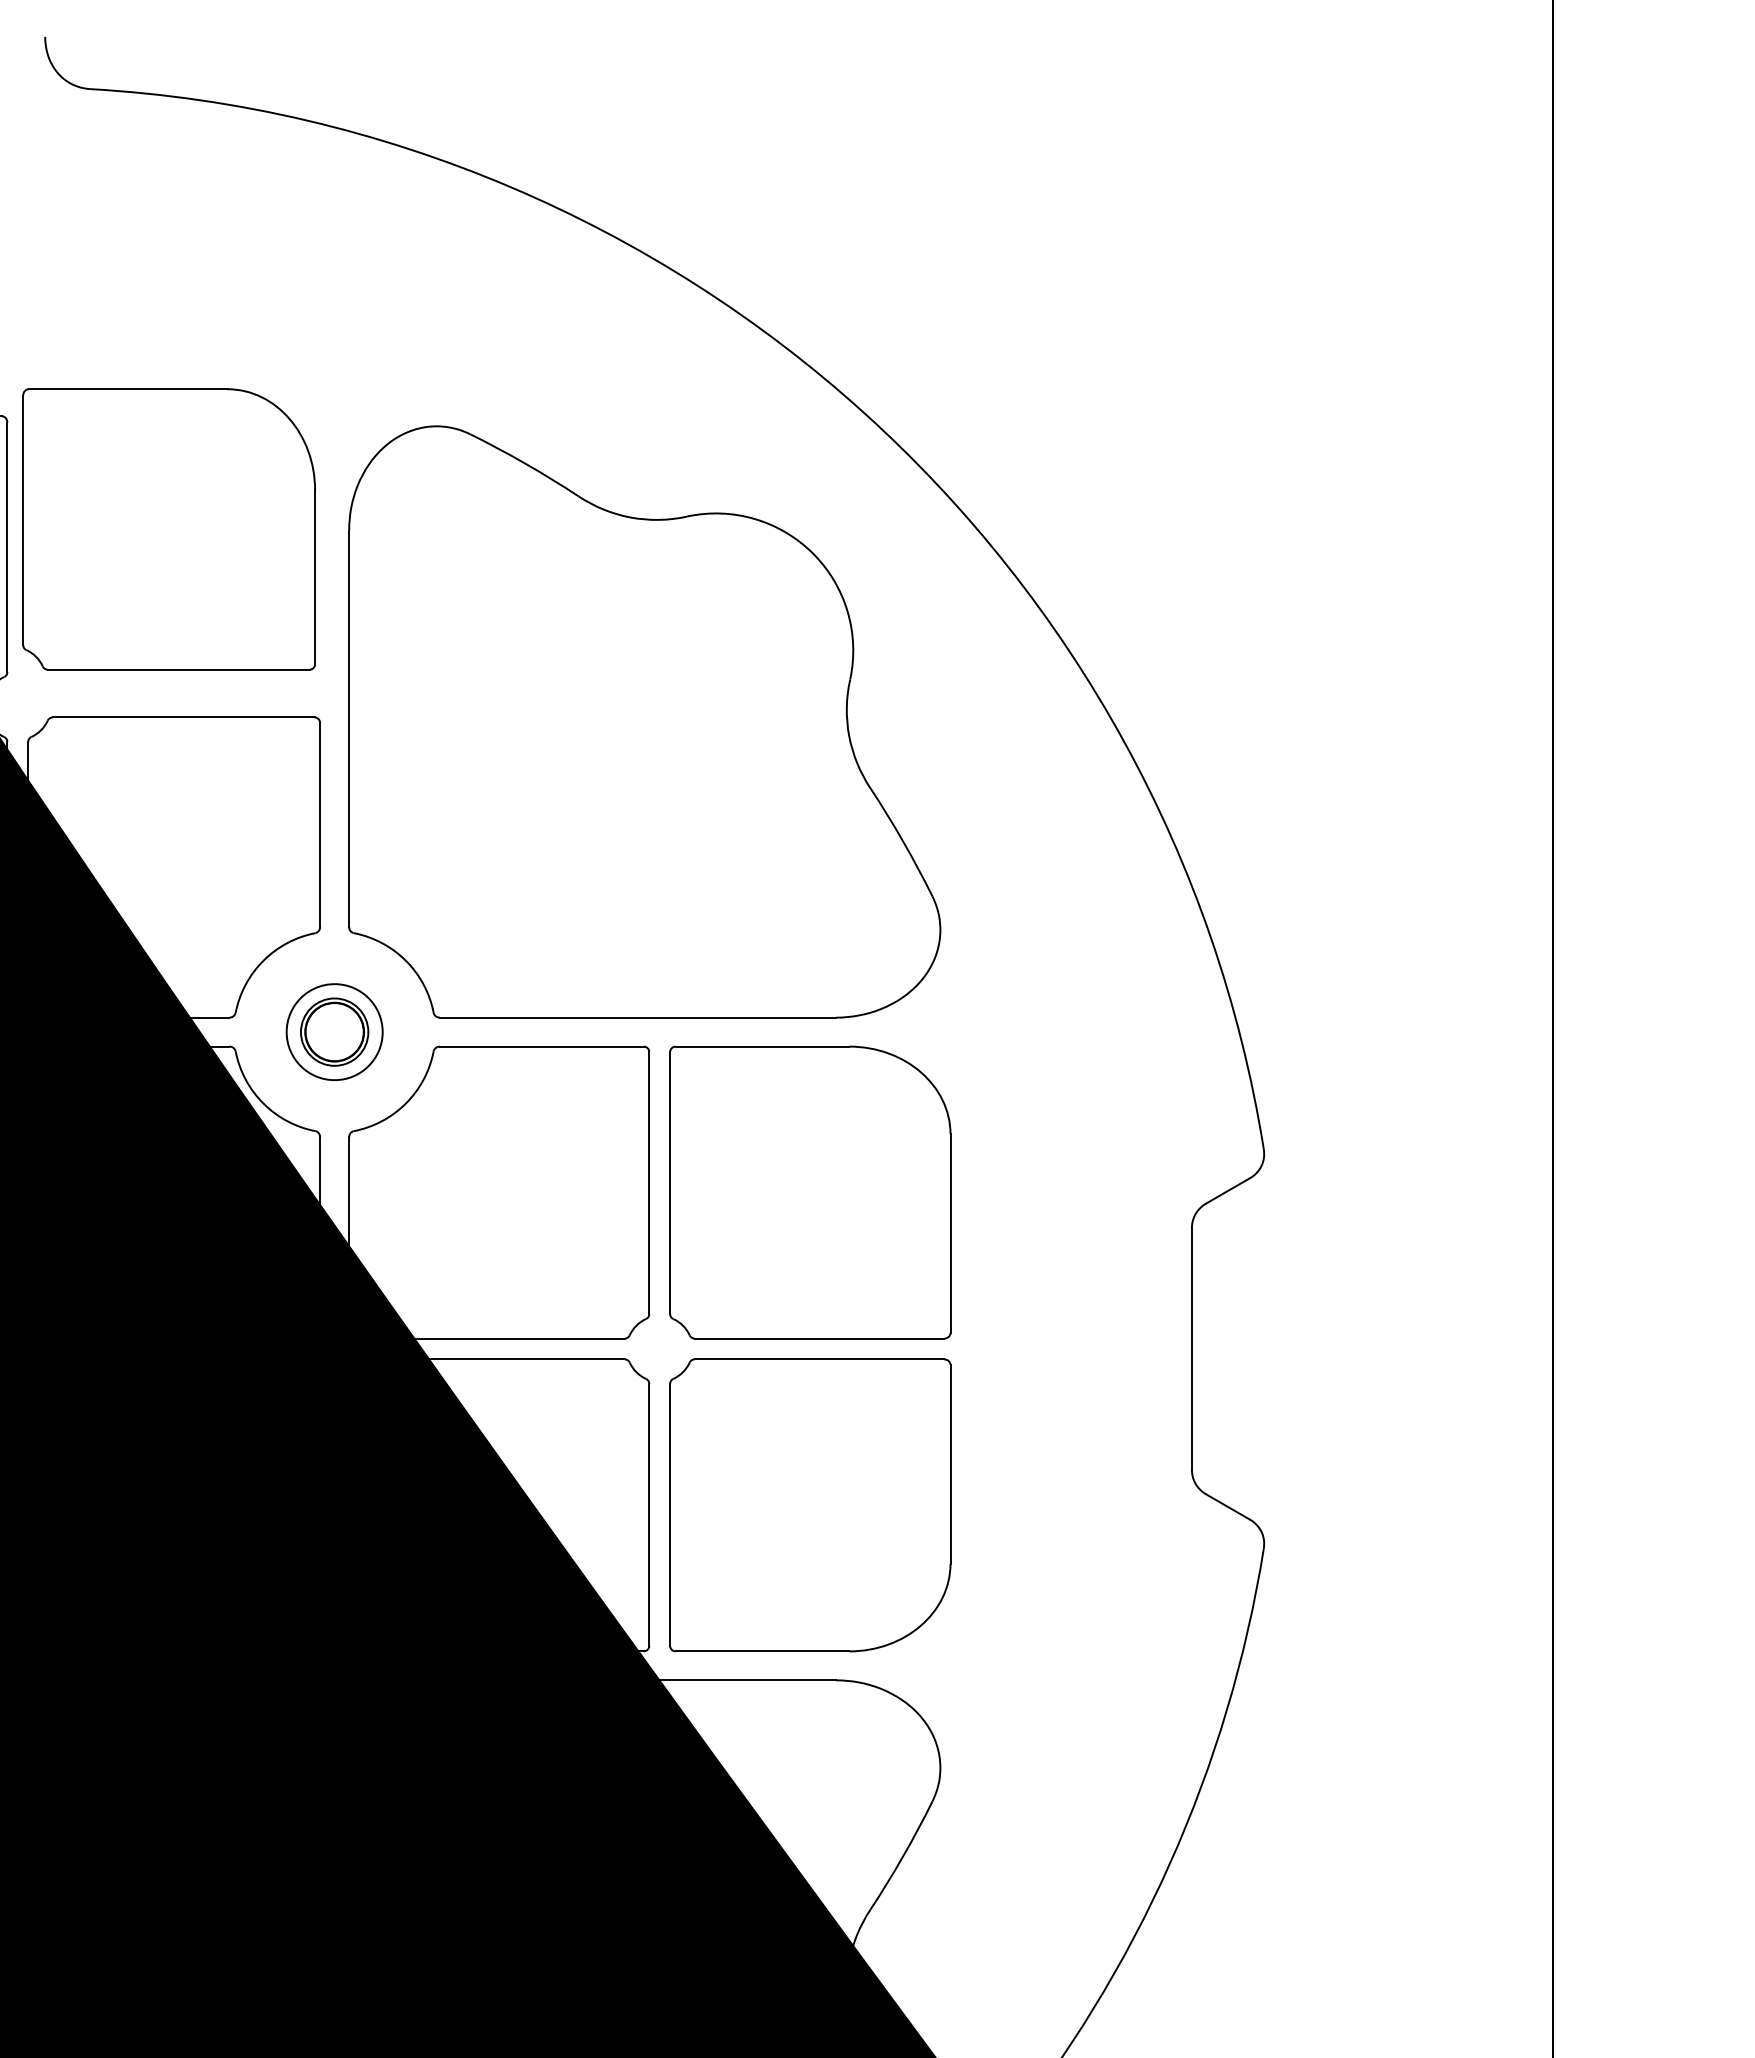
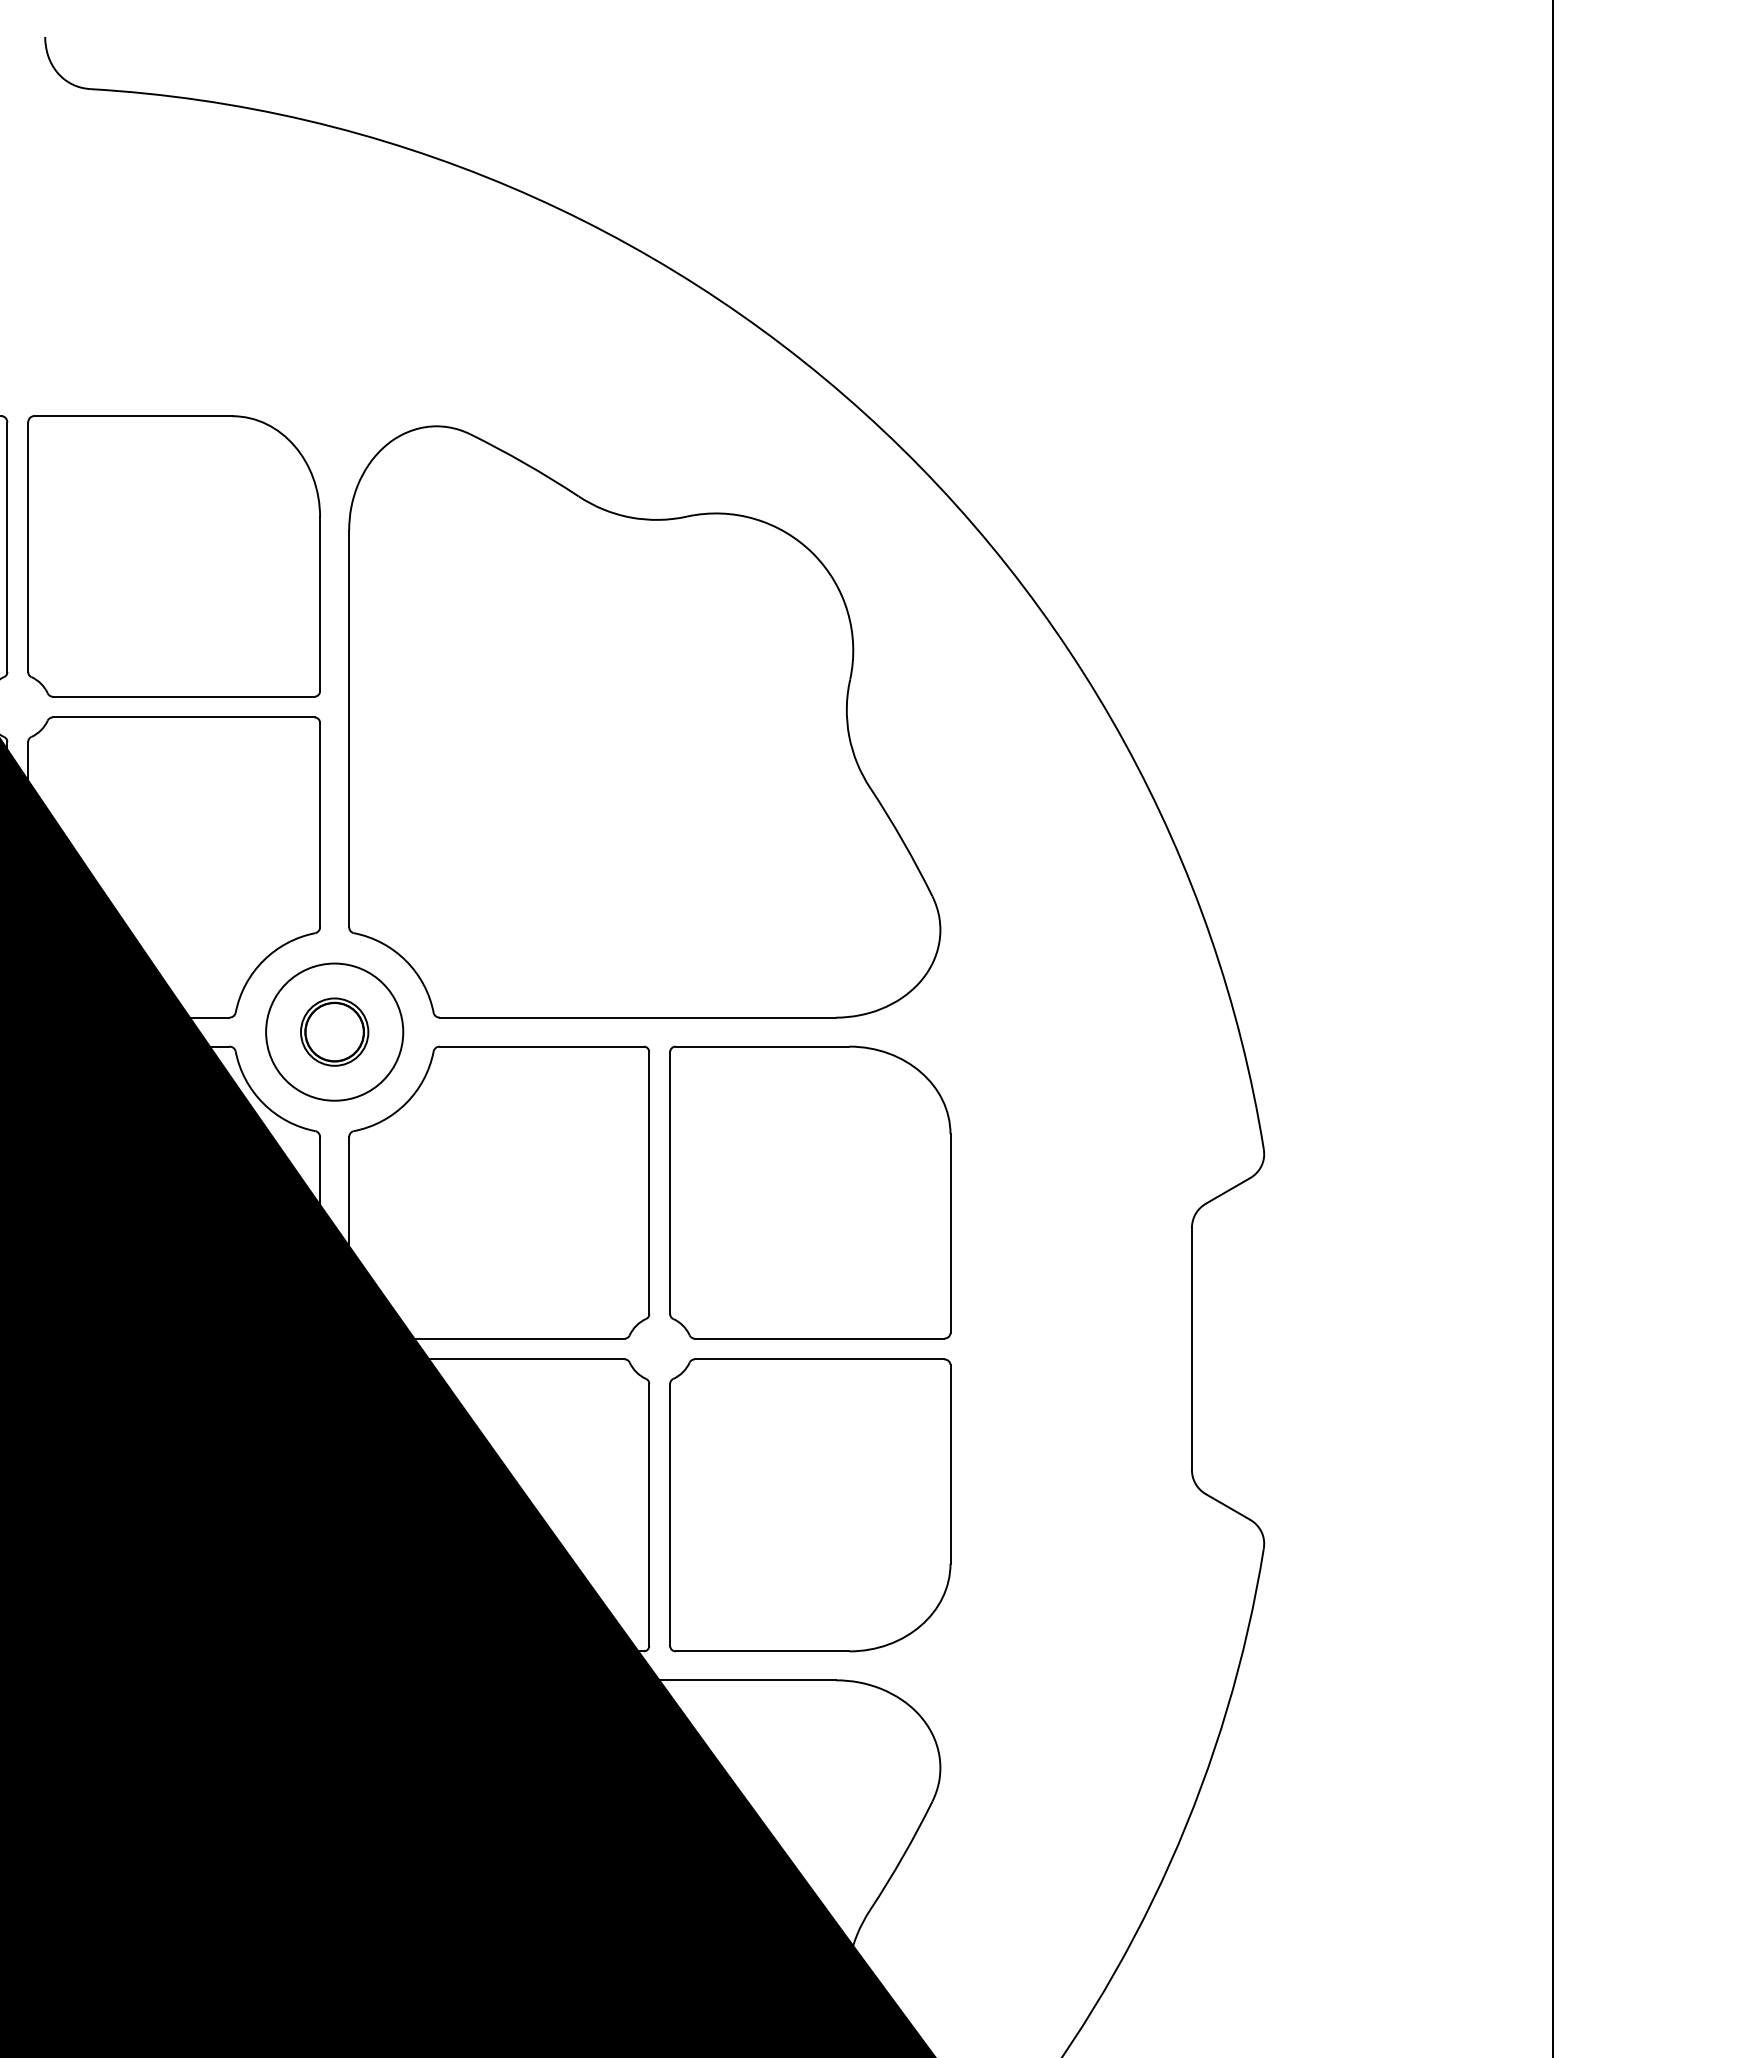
part position: (168, 529) -> (173, 556) (173, 556)
circle diameter: 96 px -> 137 px (334, 1031)
